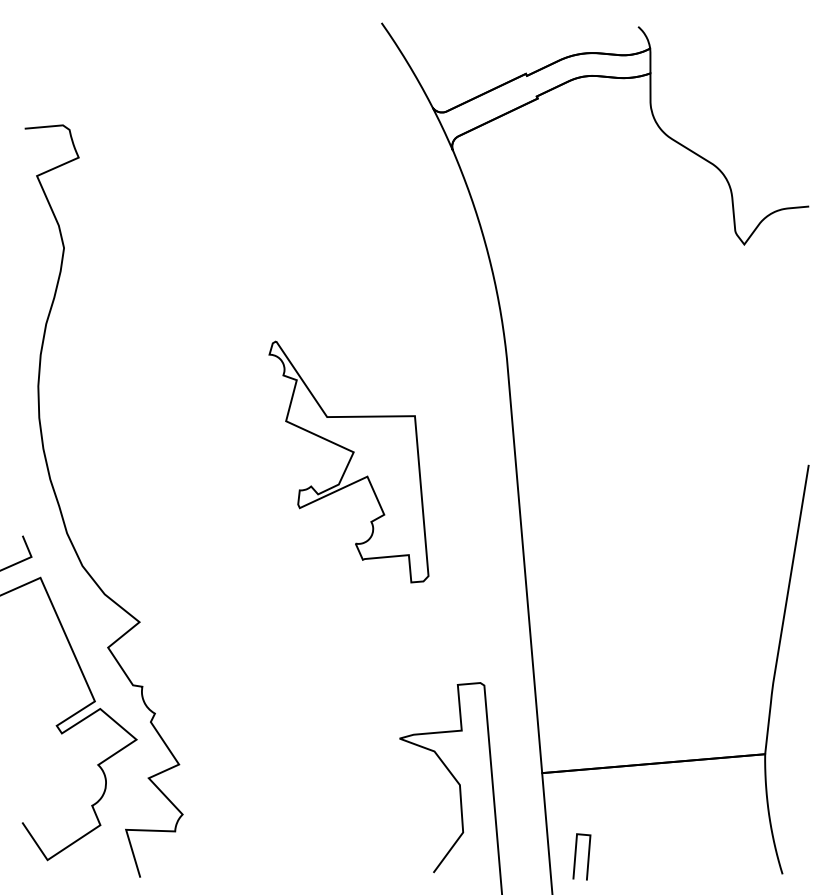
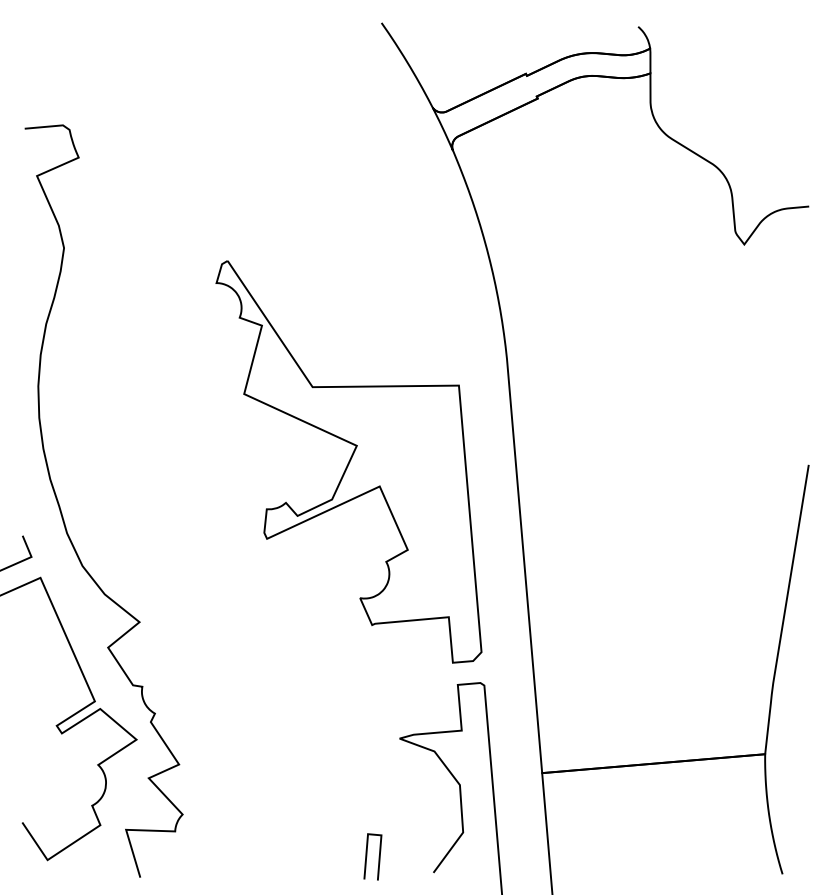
part size: 162x244 px -> 268x404 px (348, 461)
line position: (576, 856) -> (367, 856) (367, 856)
